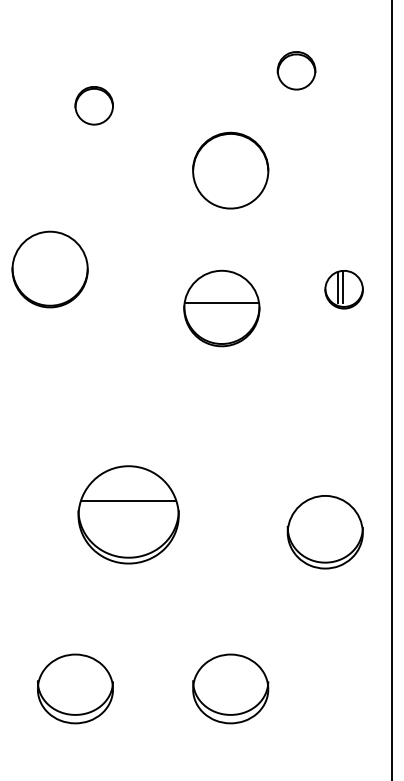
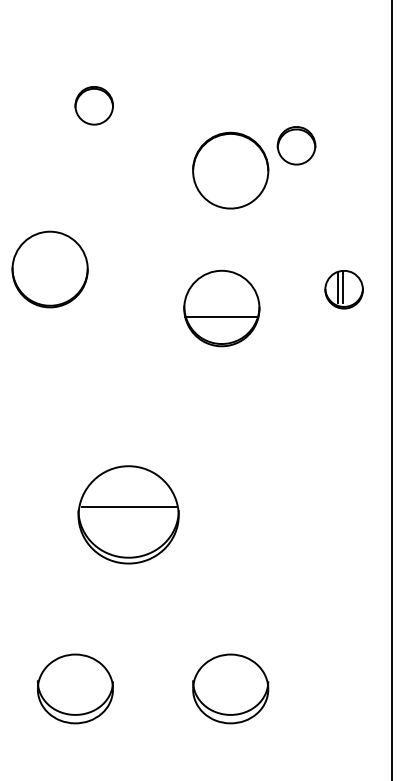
part position: (296, 70) -> (296, 145) (296, 145)
line position: (221, 302) -> (221, 316) (221, 316)
line position: (128, 500) -> (128, 506) (128, 506)
part: present -> none (324, 532)
